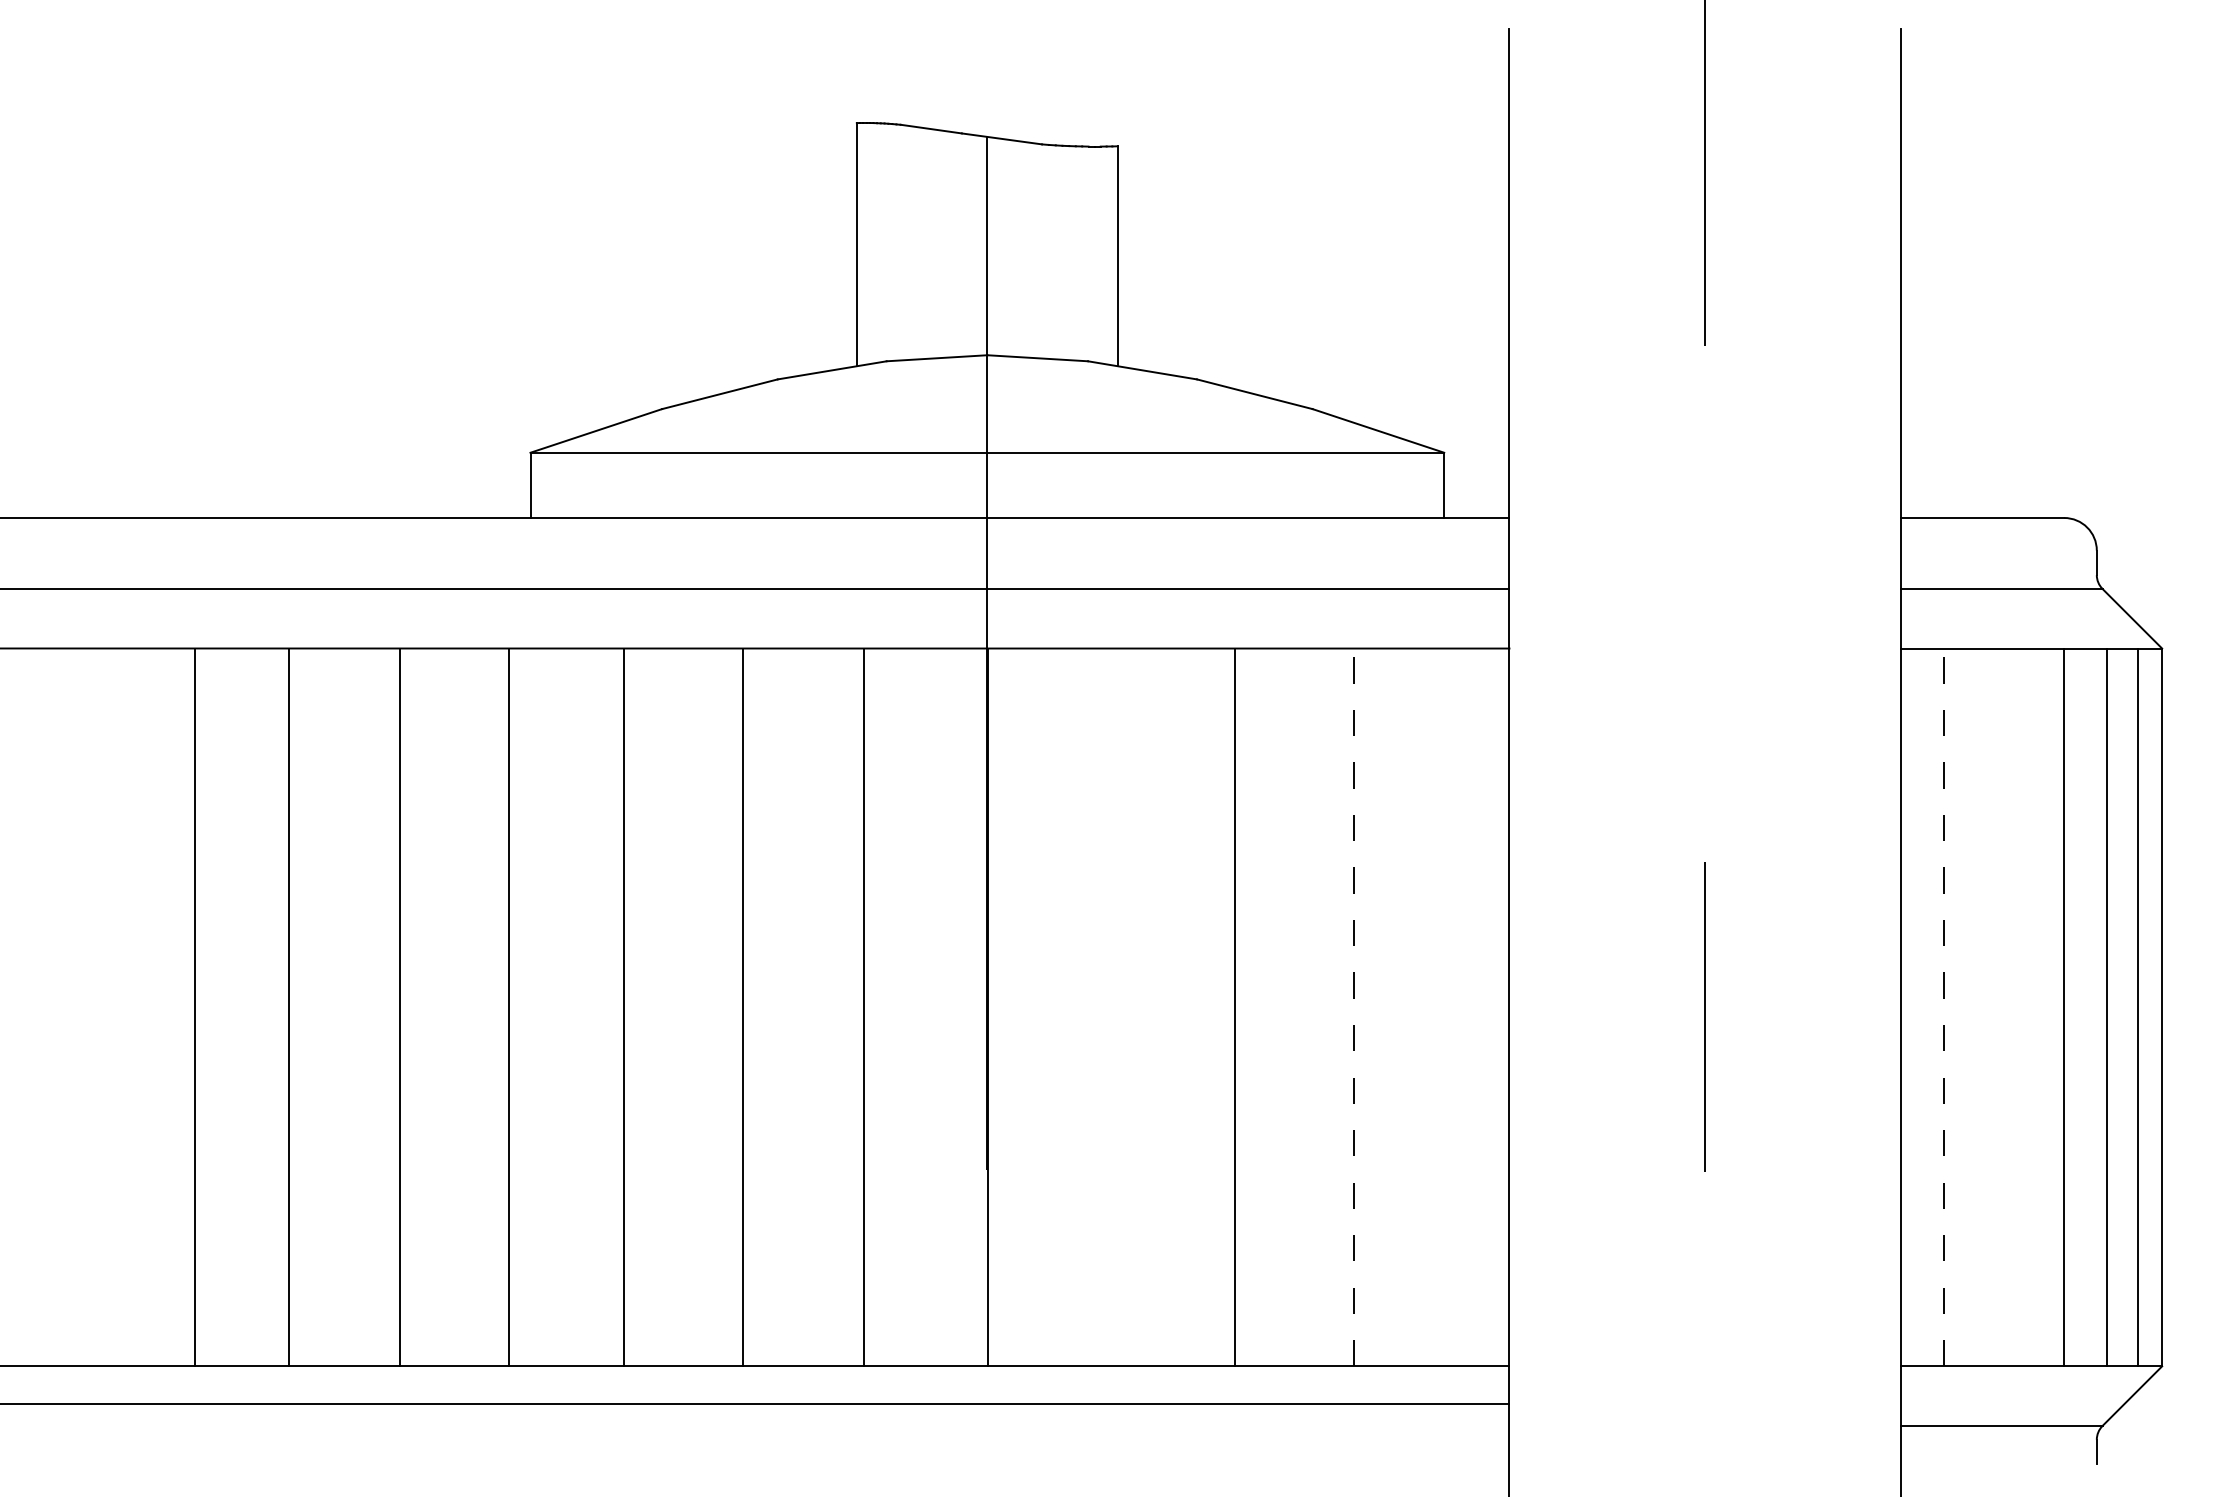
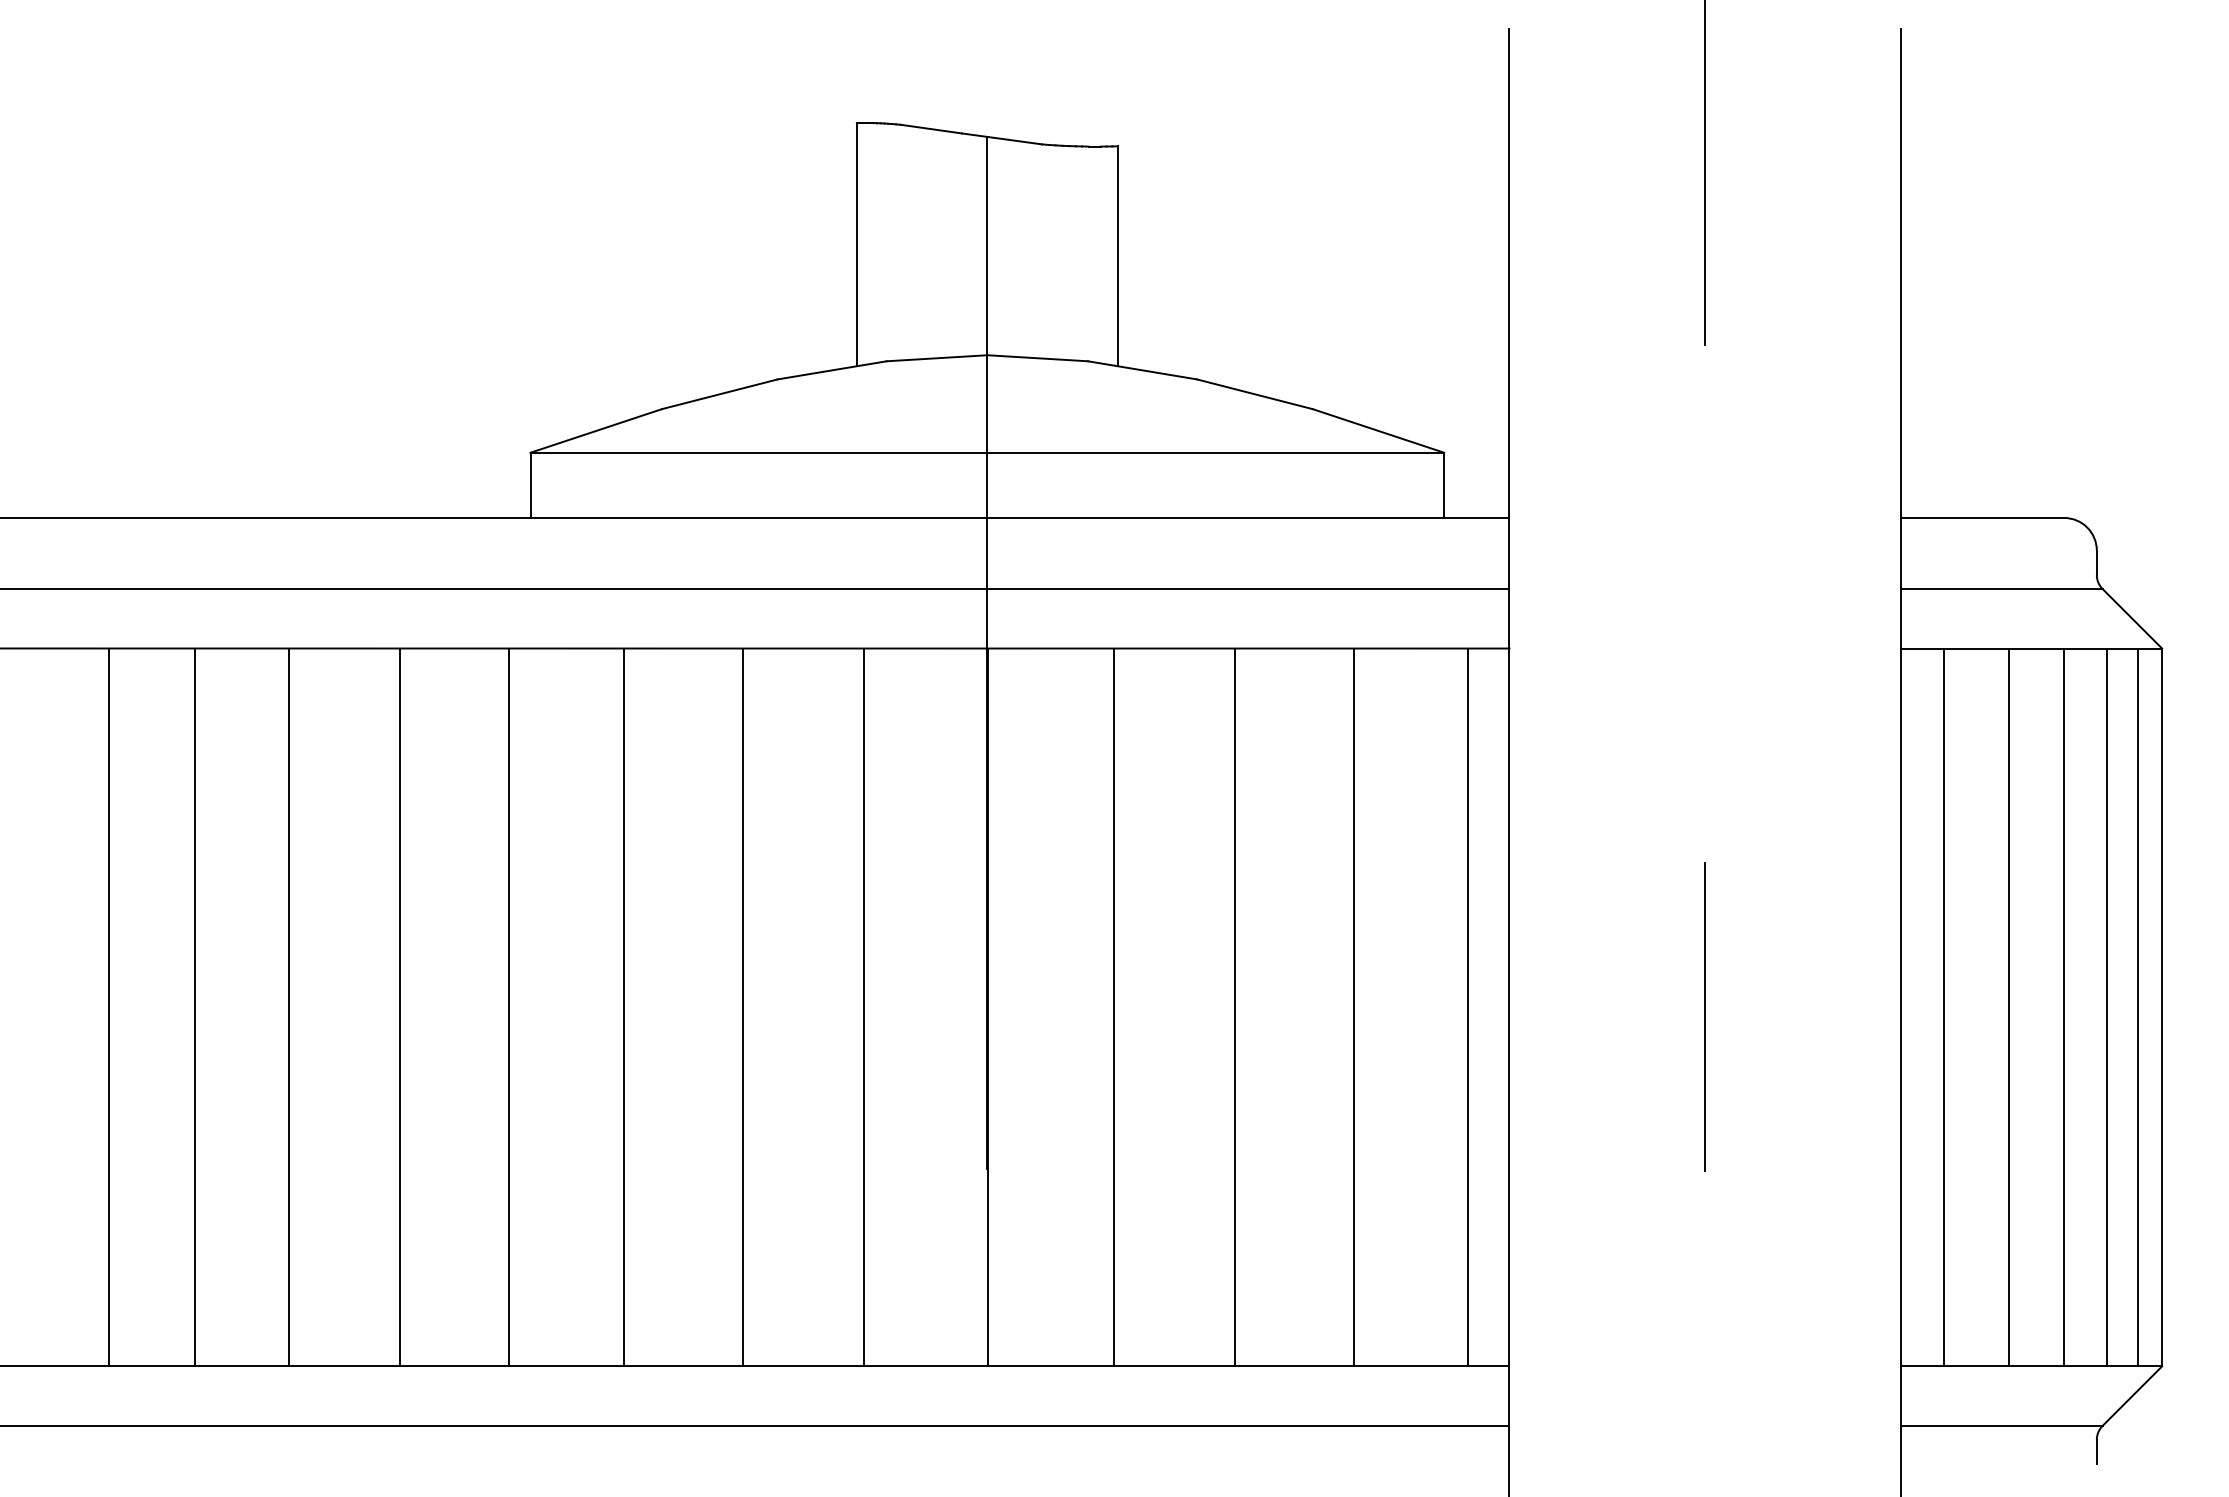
line: none -> present (109, 1007)
line: none -> present (1113, 1007)
line: dashed -> solid (1353, 1007)
line: none -> present (1468, 1007)
line: dashed -> solid (1943, 1007)
line: none -> present (2009, 1007)
line position: (755, 1403) -> (755, 1425) (755, 1425)
